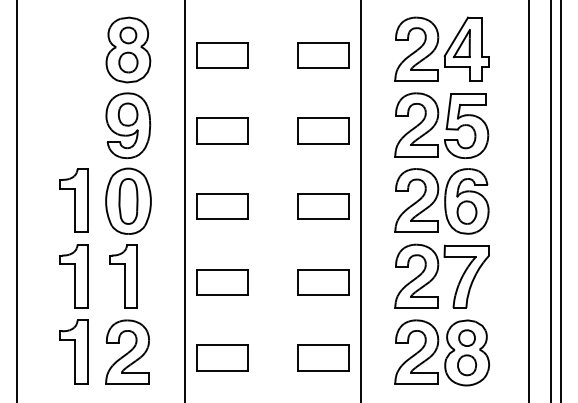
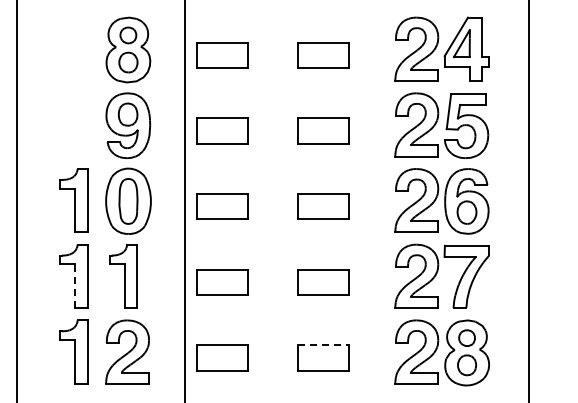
line: present -> none (361, 200)
line: present -> none (550, 200)
line: present -> none (560, 200)
line: solid -> dashed (75, 286)
line: solid -> dashed (323, 345)
